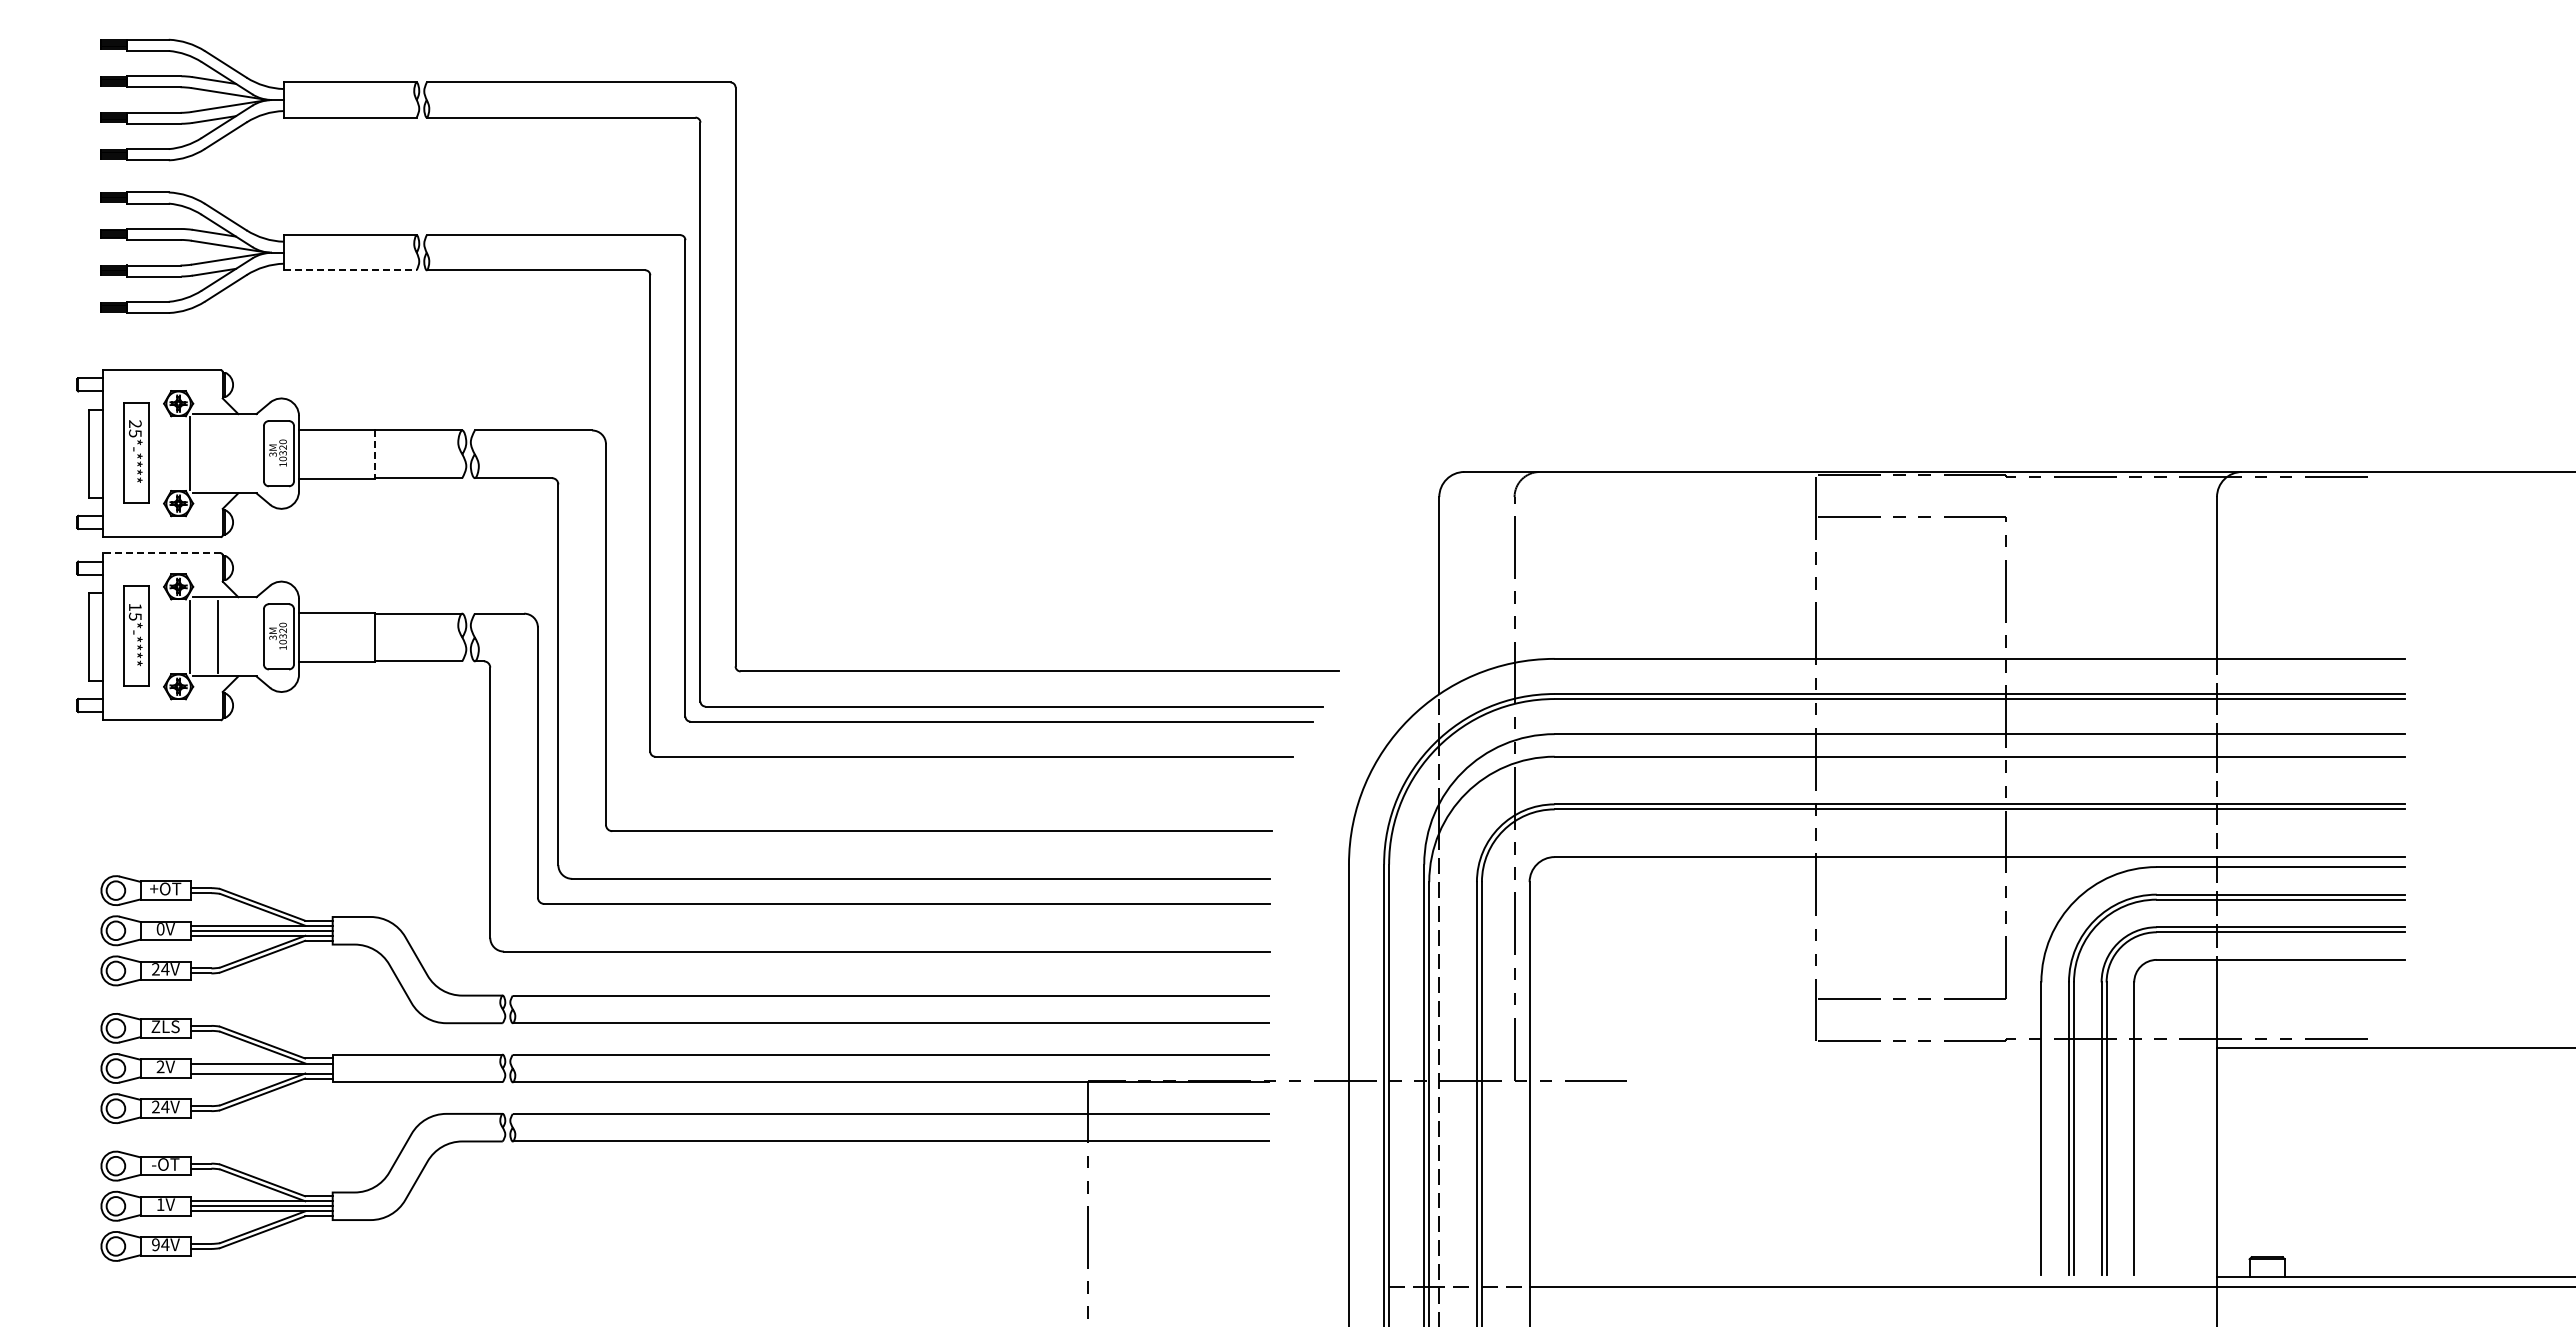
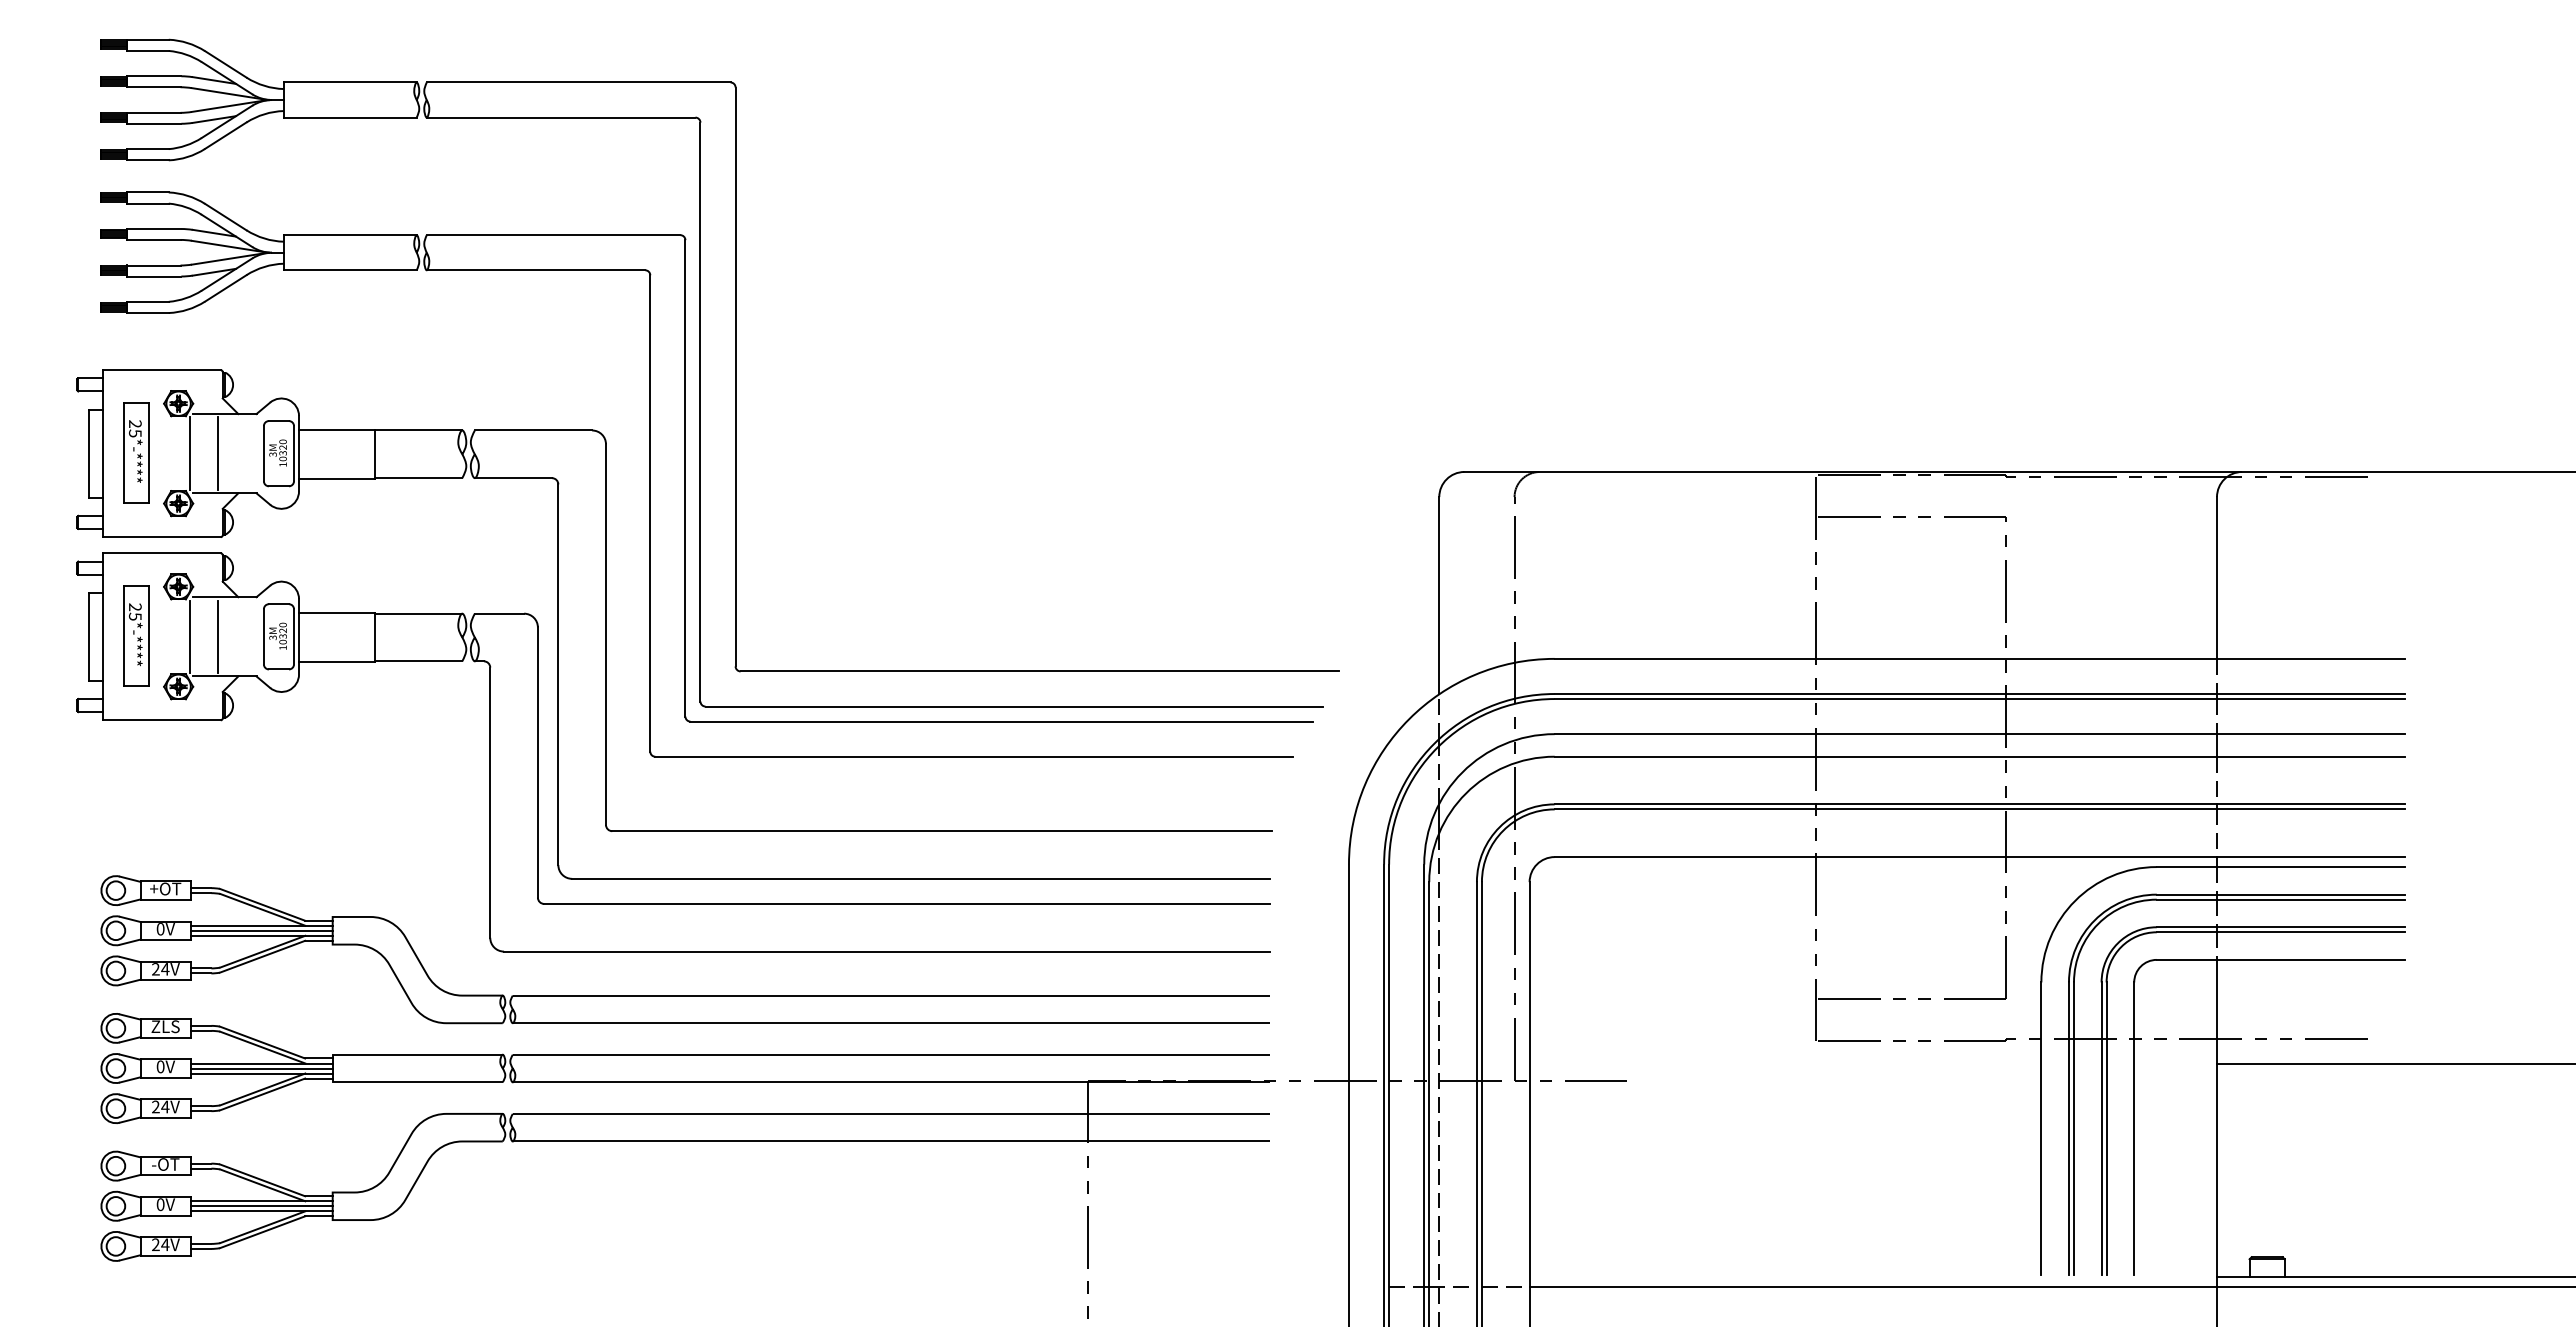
line: dashed -> solid (350, 270)
line: none -> present (217, 453)
line: dashed -> solid (375, 454)
line: dashed -> solid (162, 553)
text: 15*-**** -> 25*-**** (135, 607)
line position: (2394, 1048) -> (2394, 1064) (2394, 1064)
text: 2V -> 0V (160, 1066)
line: none -> present (261, 1068)
text: 1V -> 0V (160, 1204)
text: 94V -> 24V (155, 1245)
